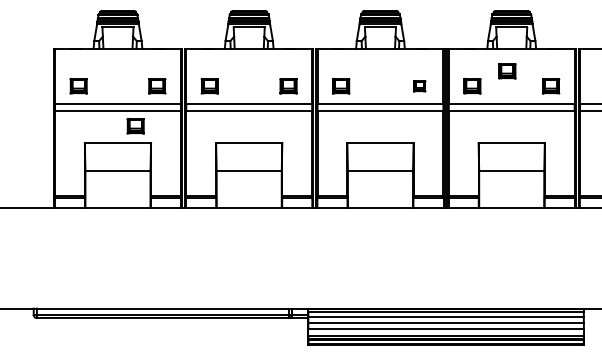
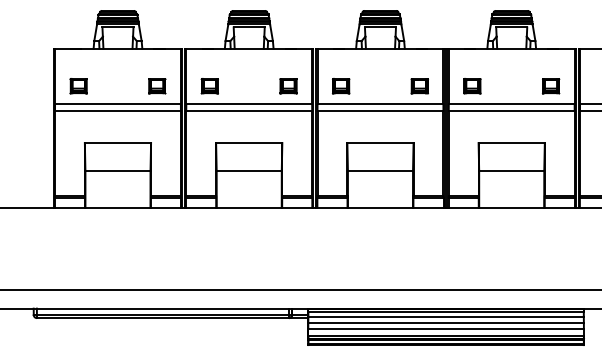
part: present -> none (507, 71)
part size: 14x13 px -> 19x17 px (419, 86)
part: present -> none (135, 126)
line: none -> present (300, 290)
